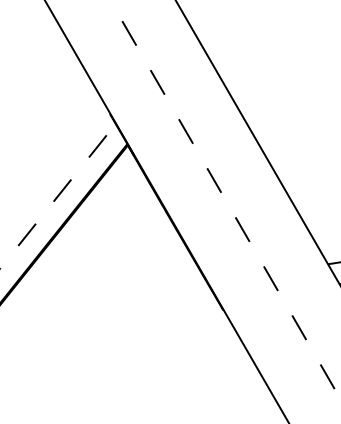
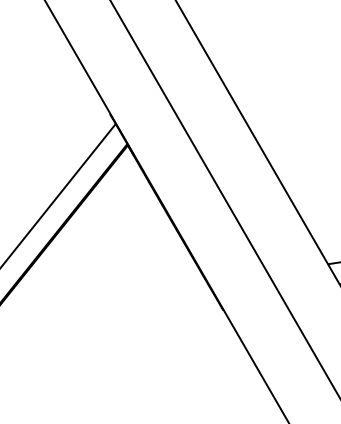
line: dashed -> solid (58, 195)
line: dashed -> solid (225, 199)
